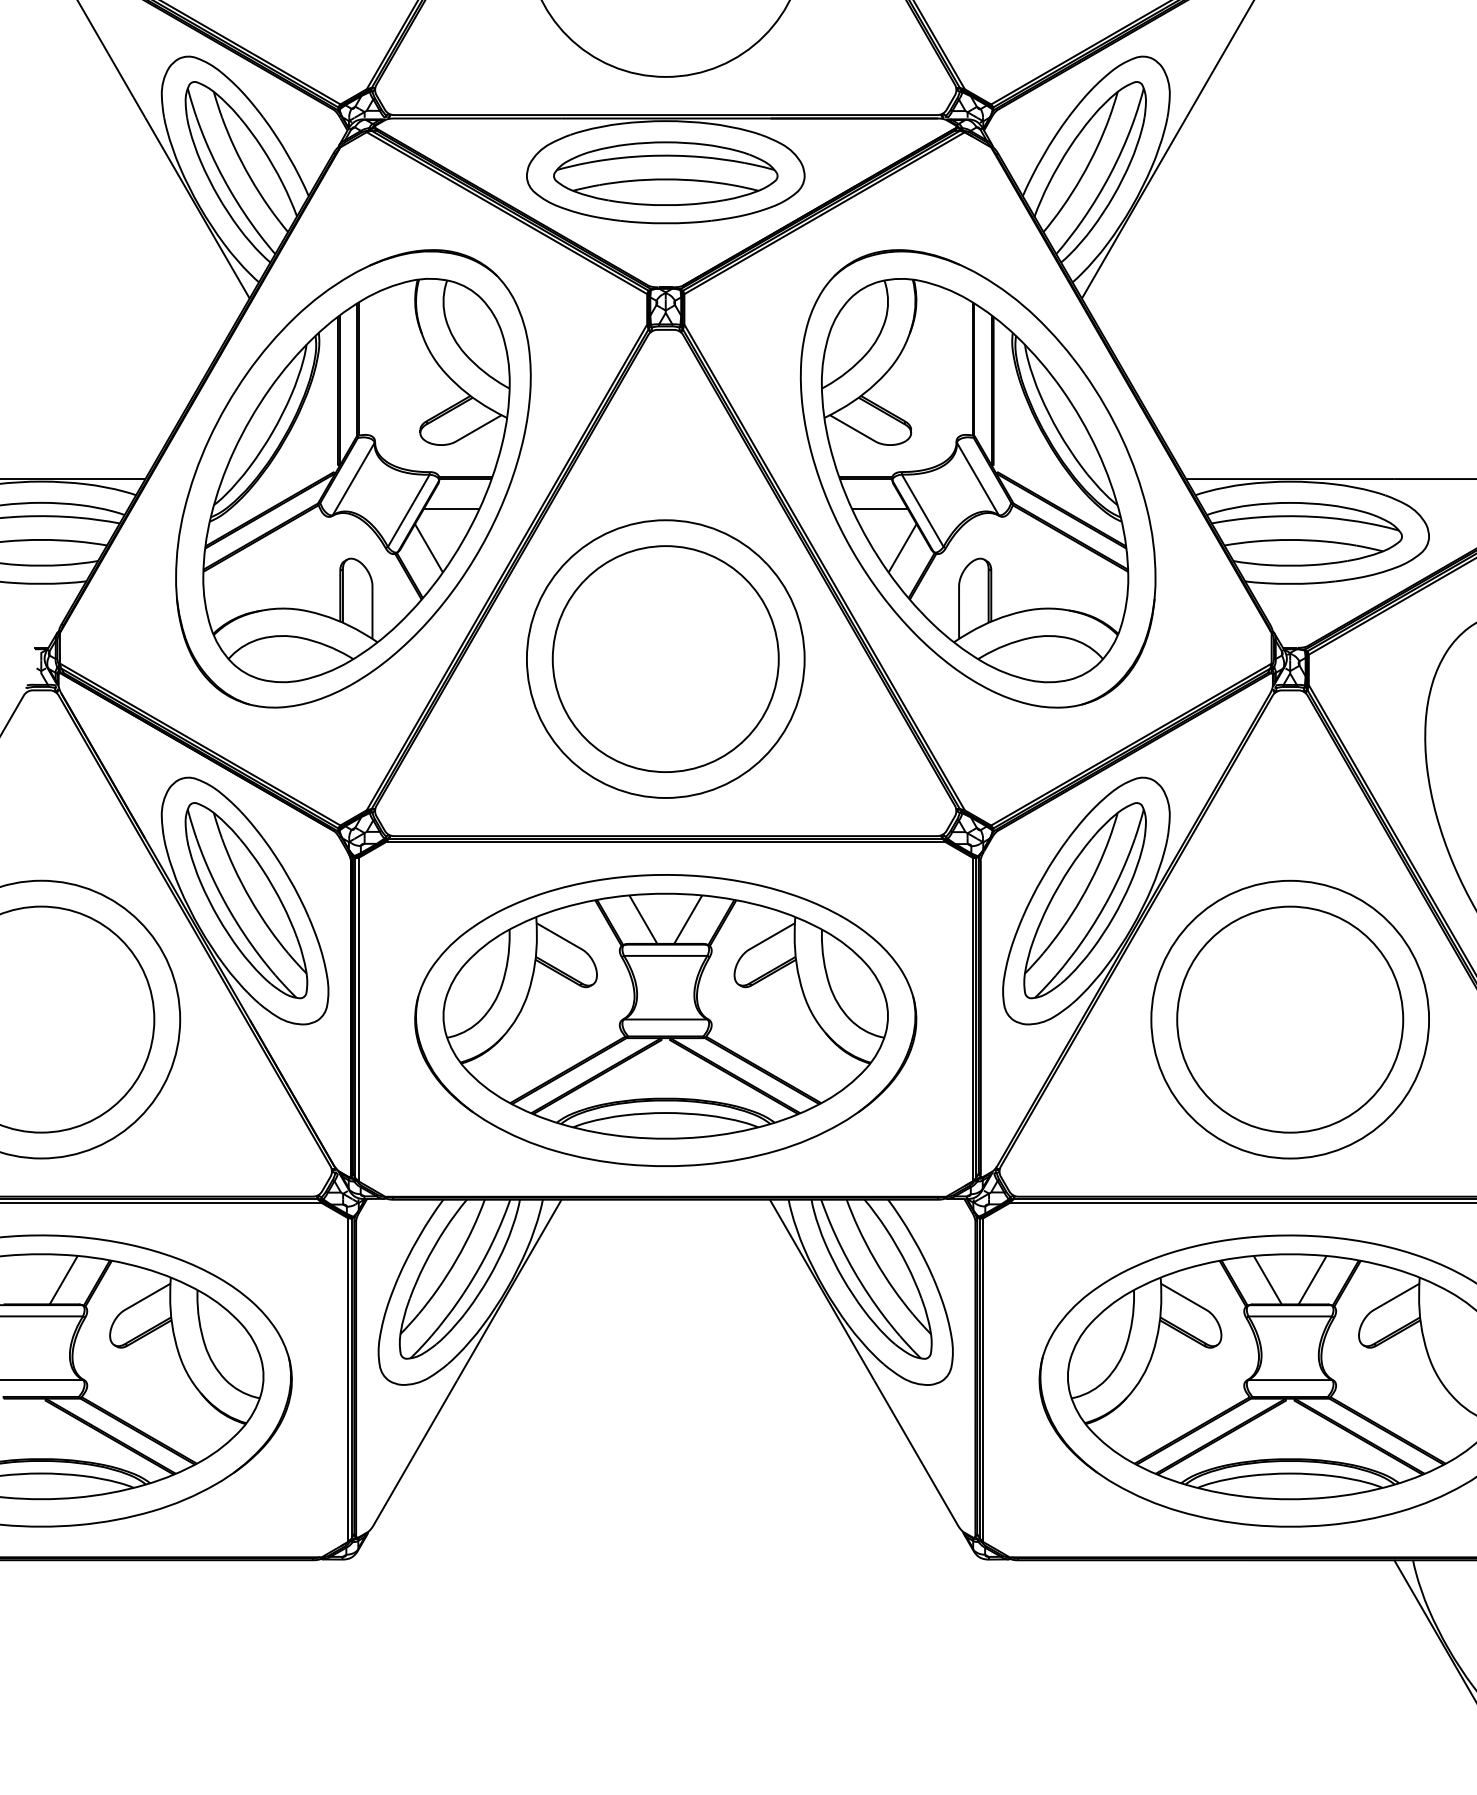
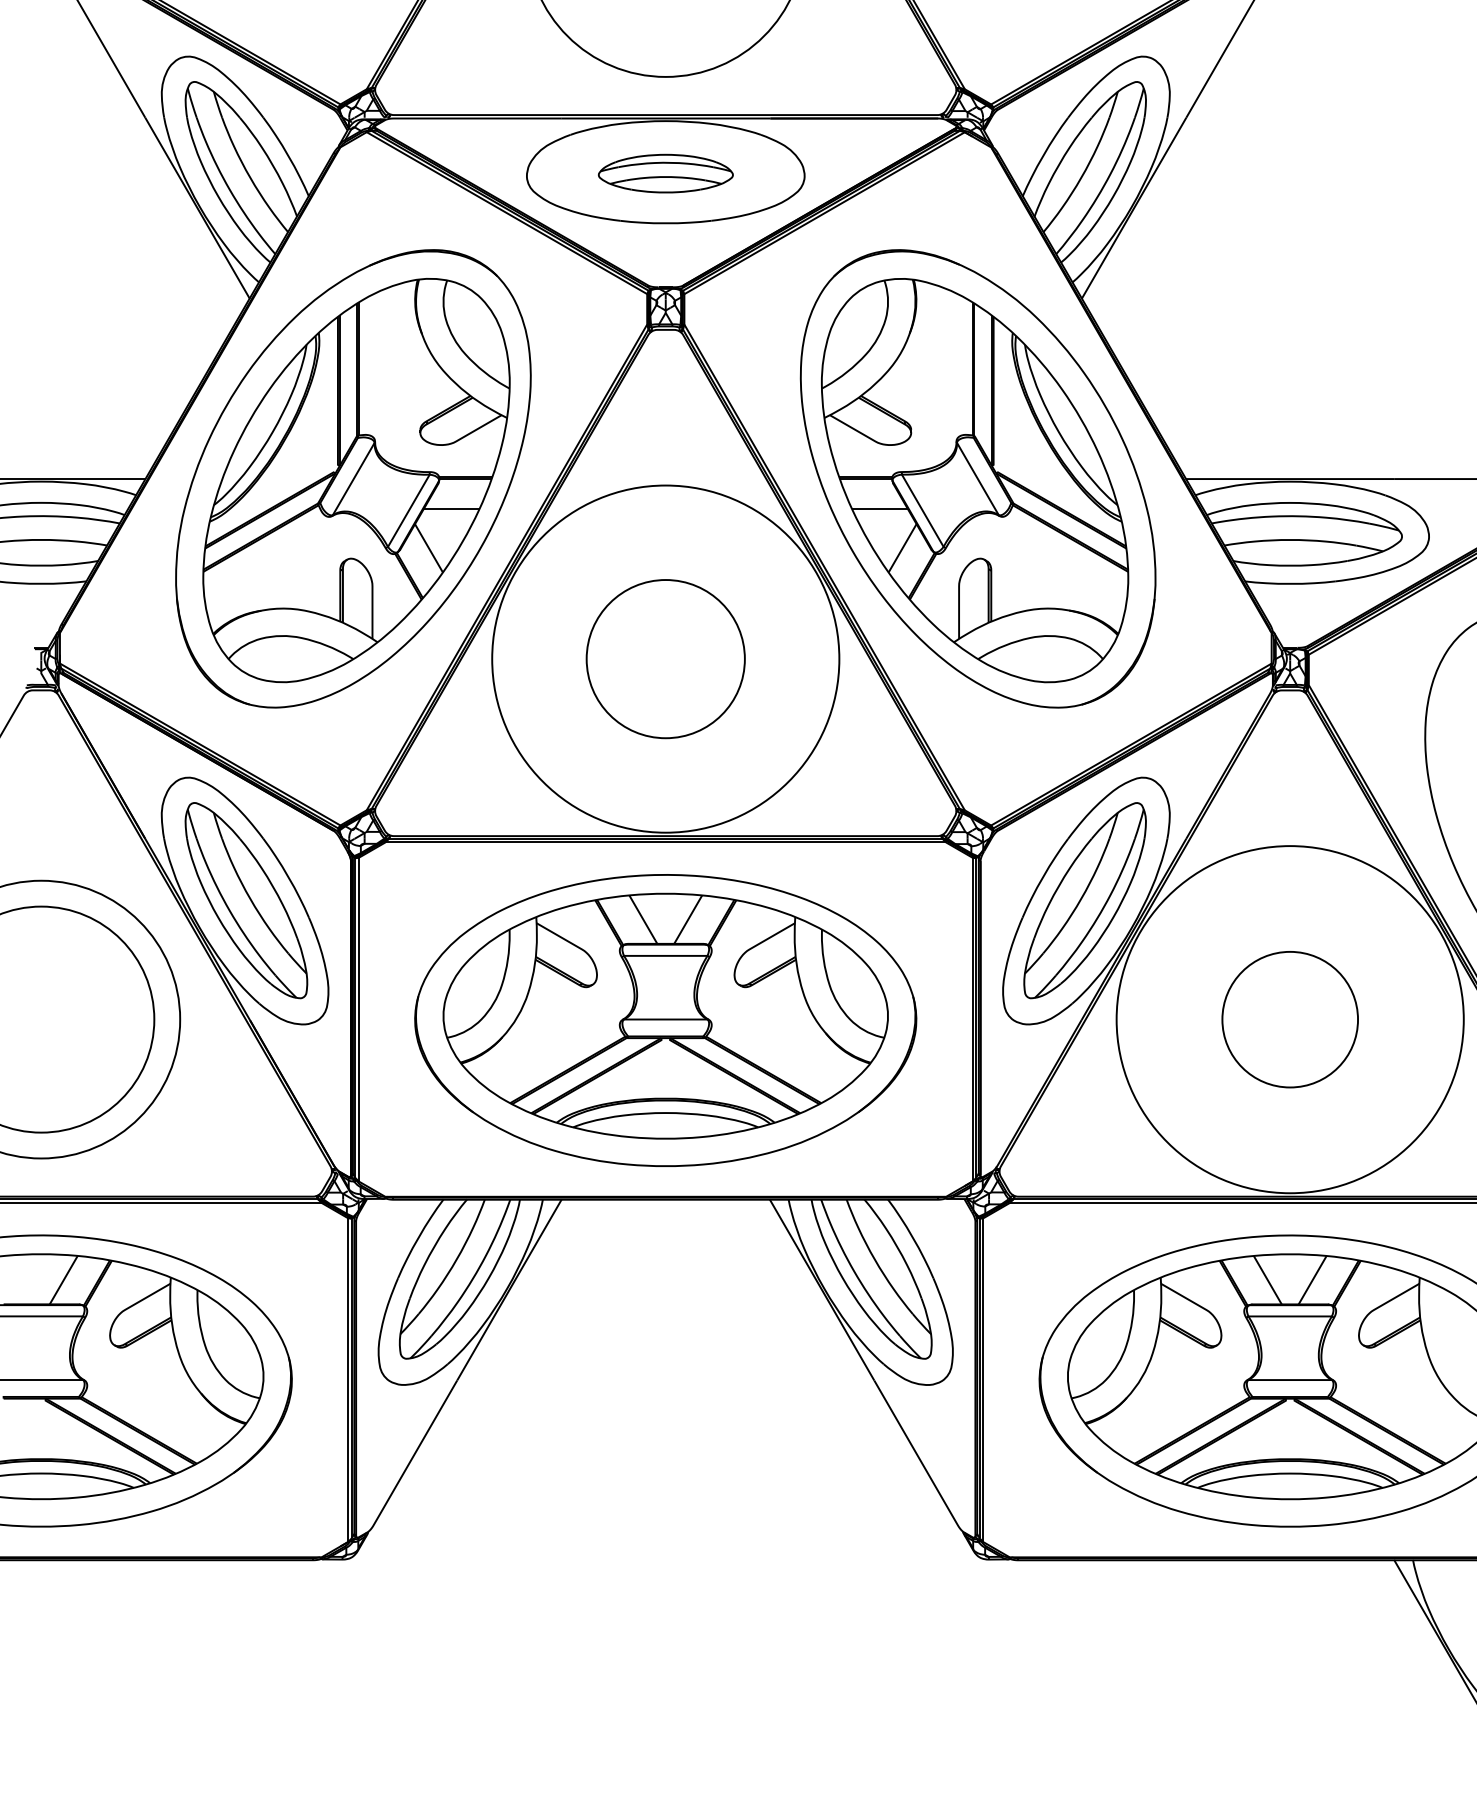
part size: 226x65 px -> 136x41 px (665, 173)
circle diameter: 278 px -> 347 px (665, 658)
circle diameter: 226 px -> 158 px (665, 659)
circle diameter: 226 px -> 136 px (1290, 1019)
circle diameter: 278 px -> 347 px (1289, 1019)
